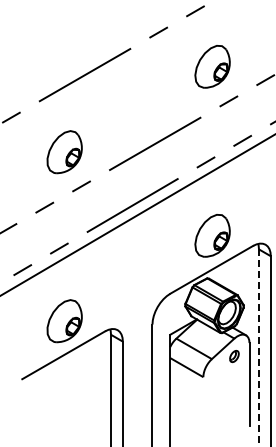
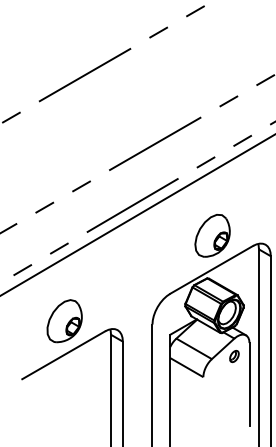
part: present -> none (212, 66)
part: present -> none (64, 152)
line: dashed -> solid (258, 348)
